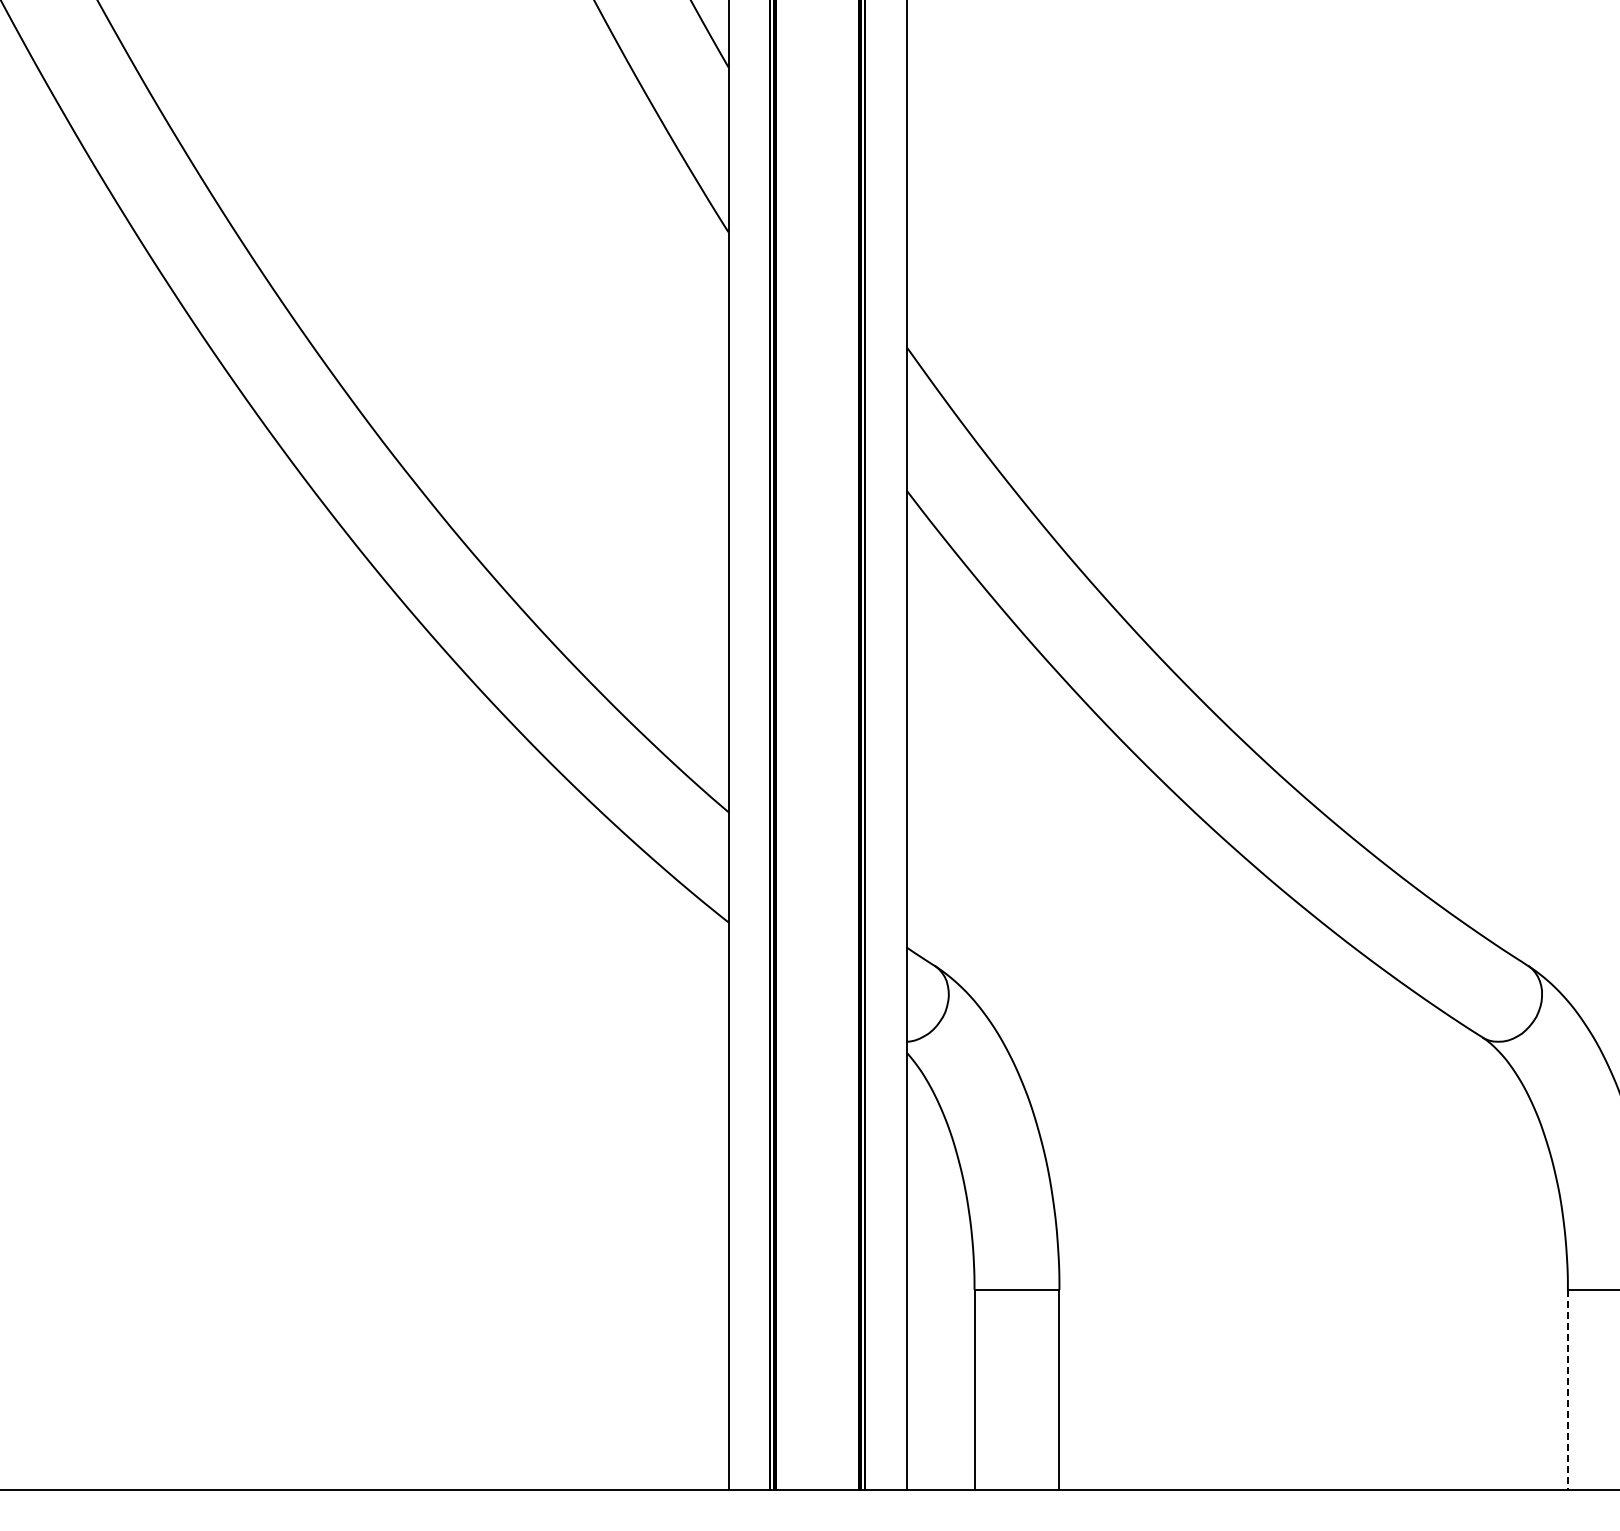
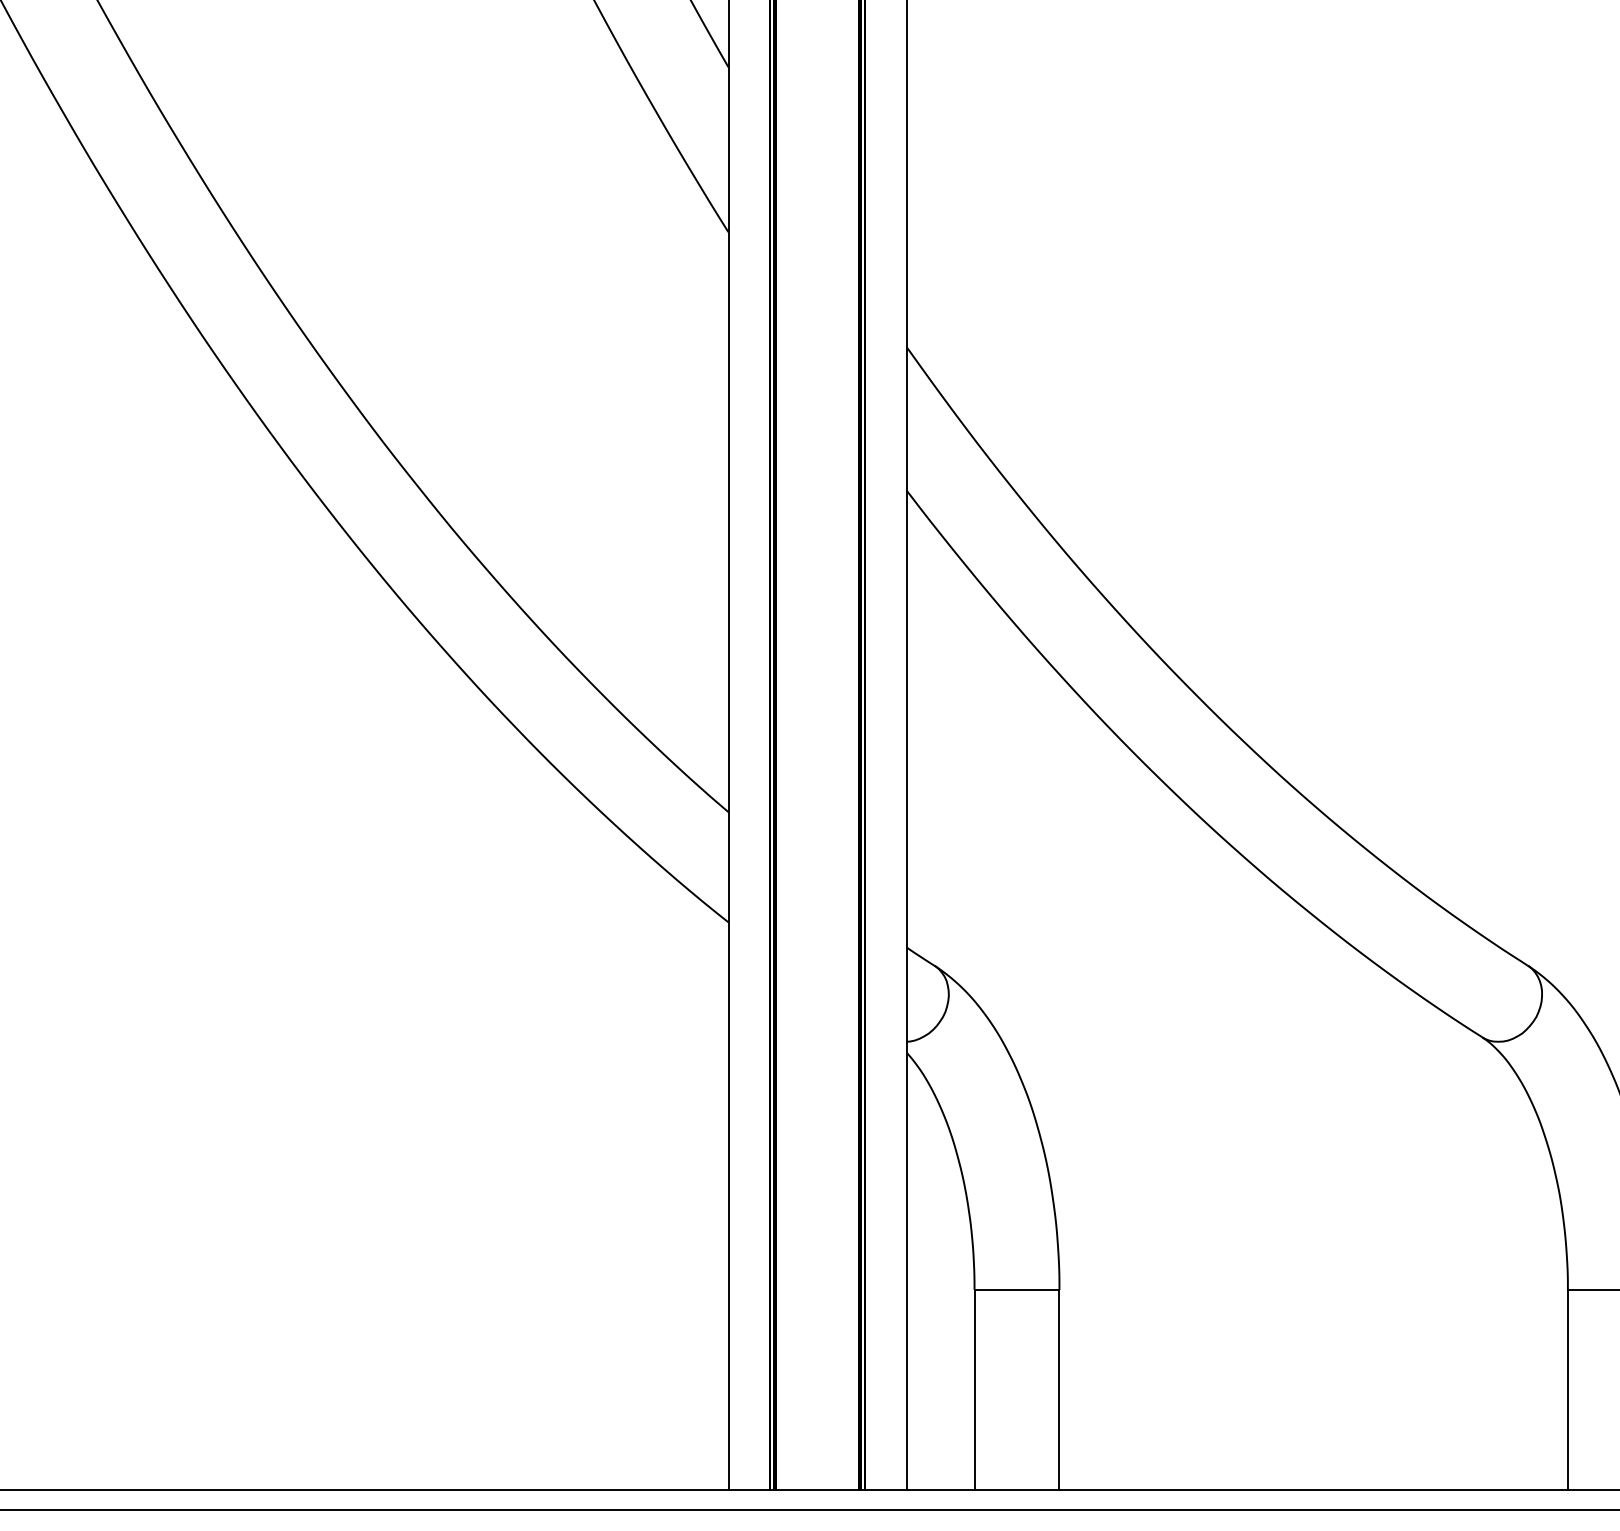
line: dashed -> solid (1567, 1390)
line: none -> present (809, 1510)
